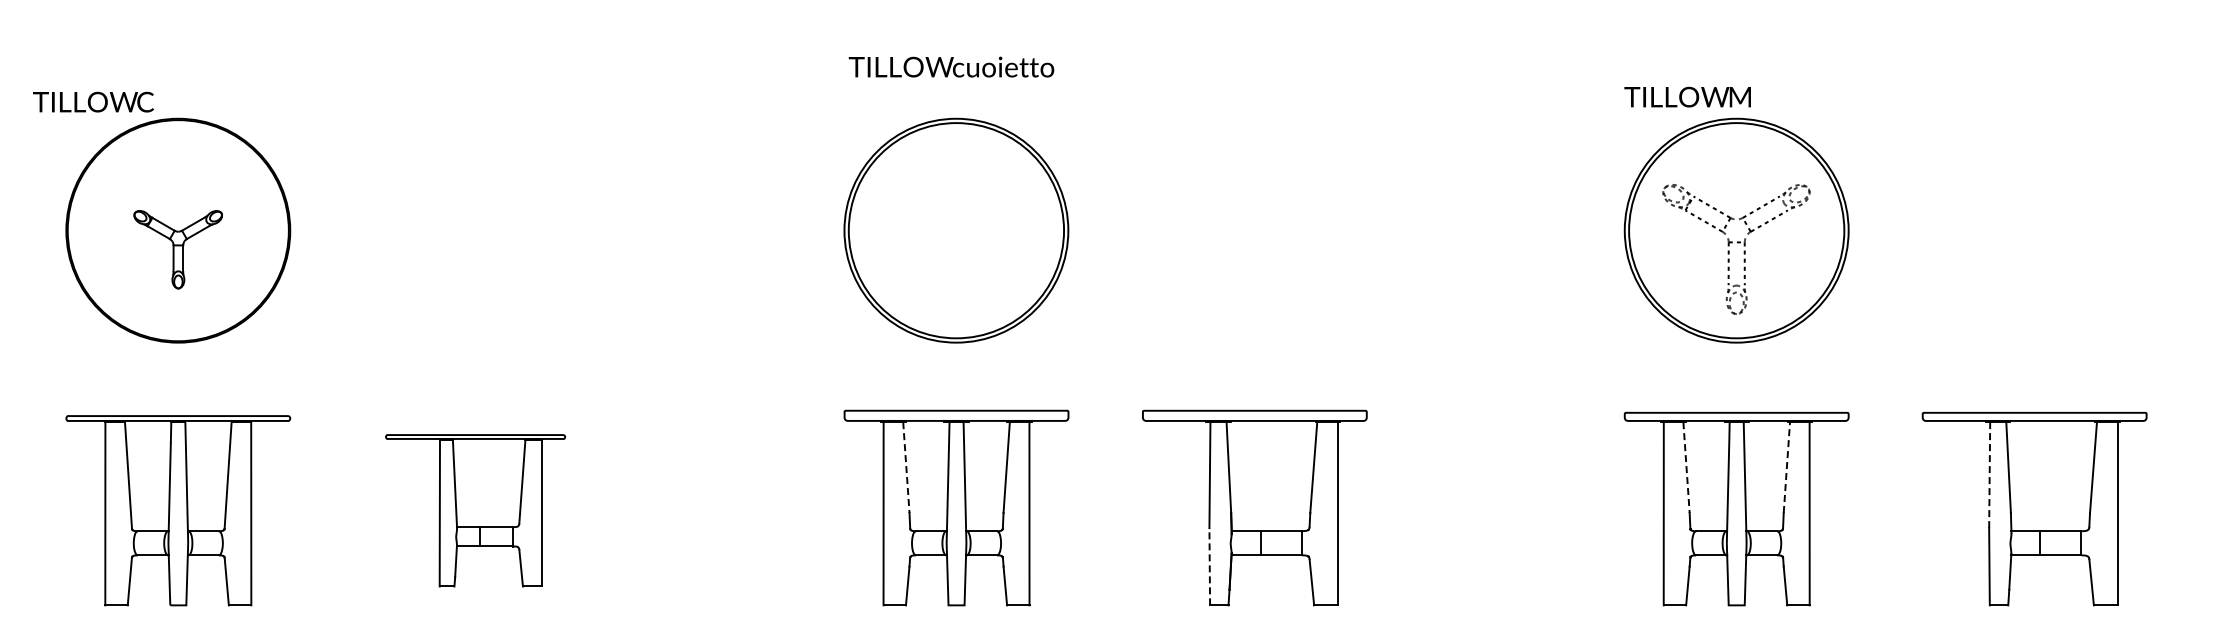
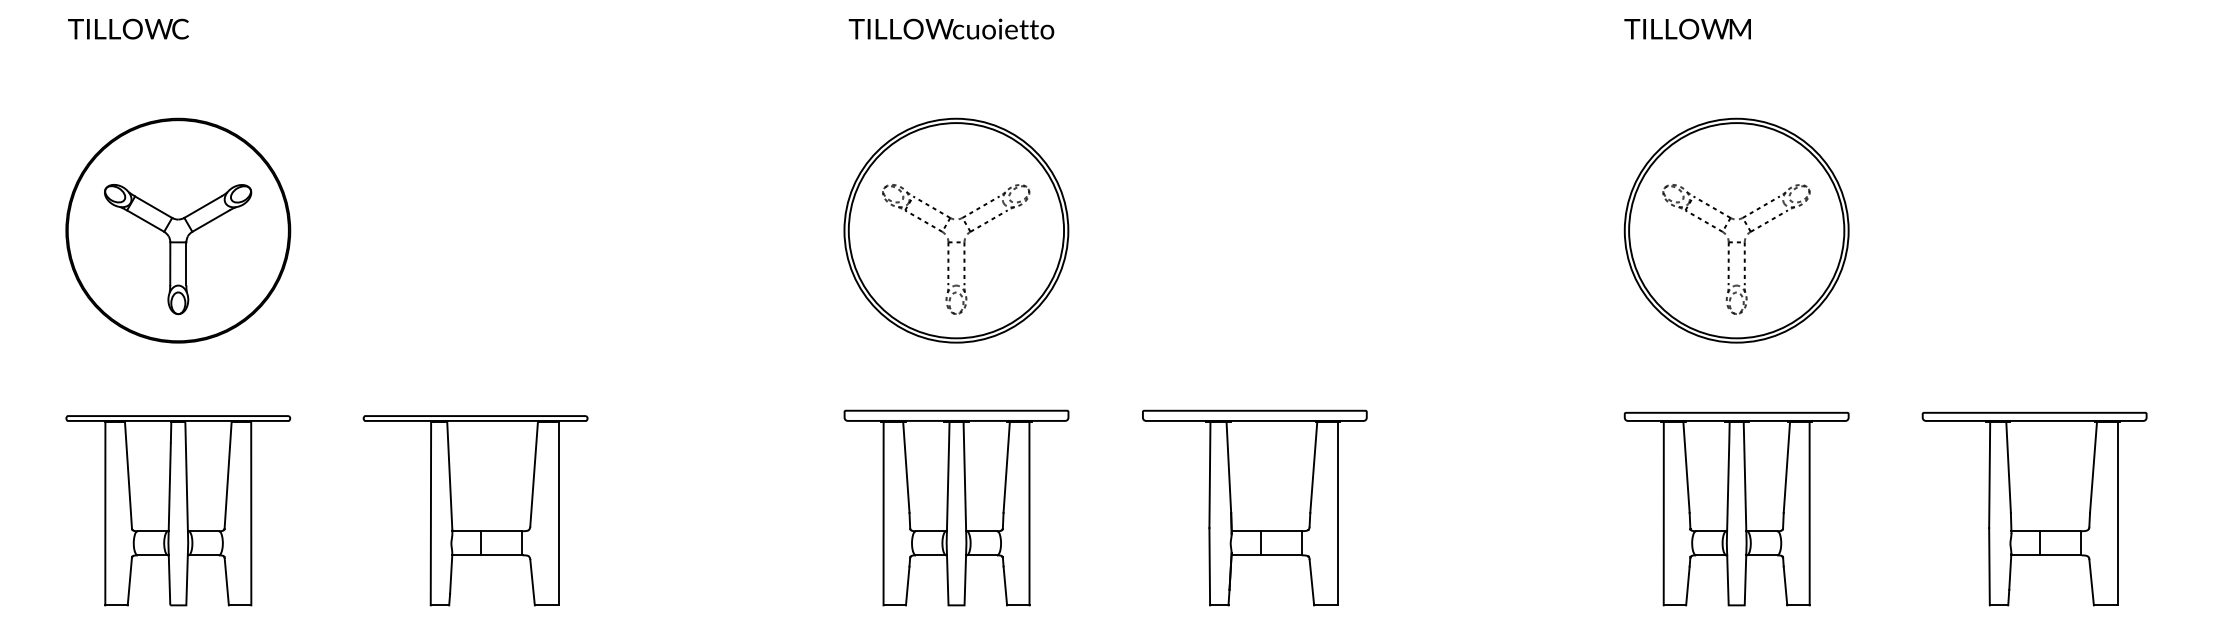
text position: (951, 66) -> (951, 28) (951, 28)
text position: (1687, 96) -> (1687, 28) (1687, 28)
text position: (93, 101) -> (128, 28) (128, 28)
part size: 90x80 px -> 149x132 px (178, 249)
part: none -> present (956, 249)
line: dashed -> solid (1786, 467)
line: dashed -> solid (906, 468)
line: dashed -> solid (1686, 468)
line: dashed -> solid (1989, 475)
part size: 181x154 px -> 227x192 px (475, 510)
line: dashed -> solid (1209, 566)
